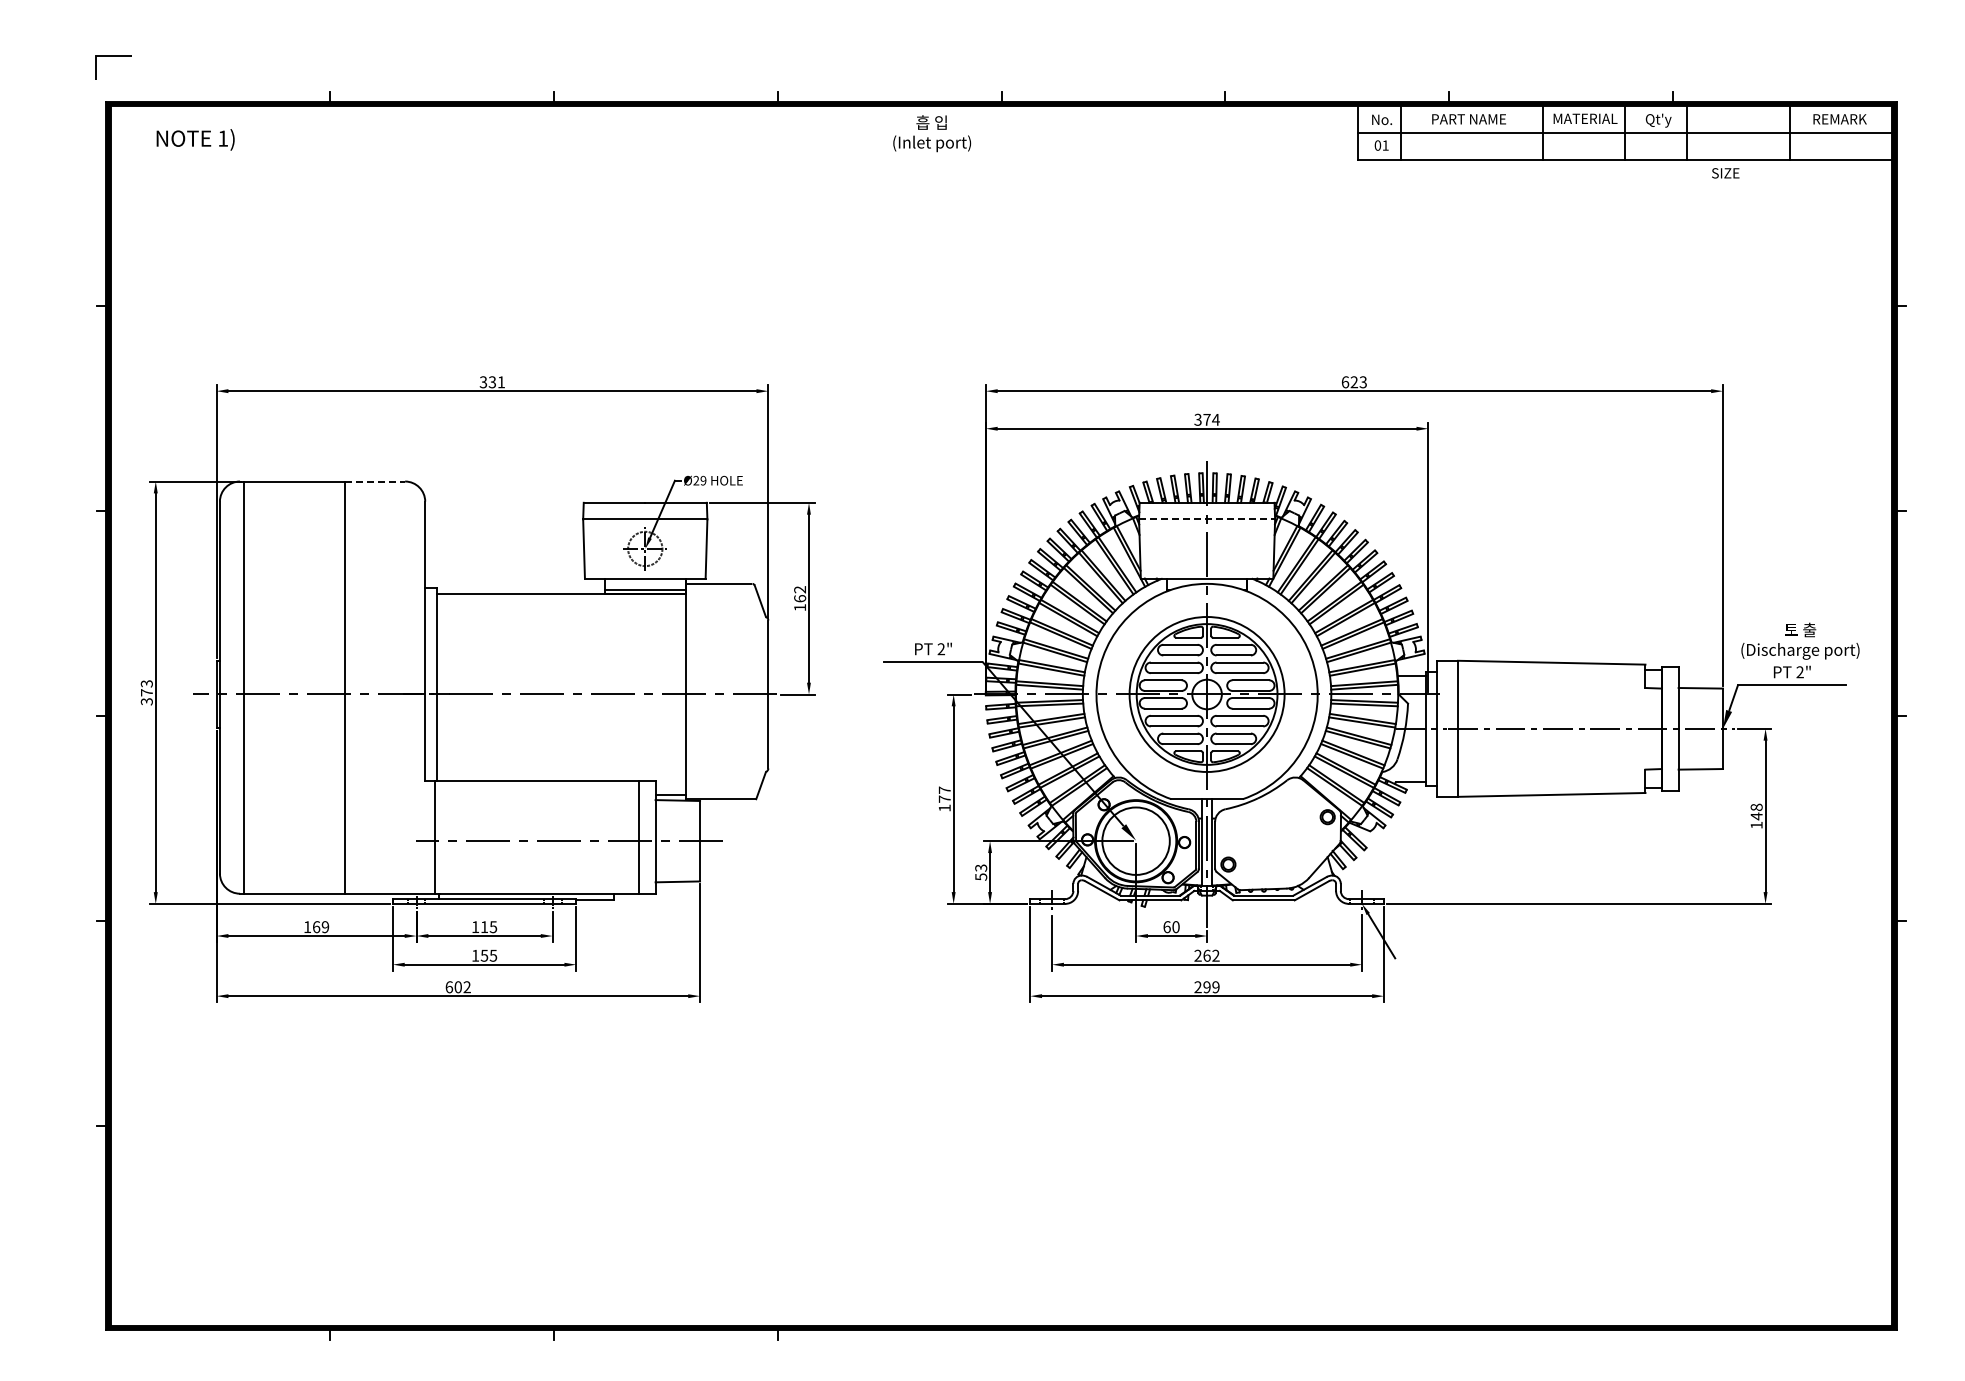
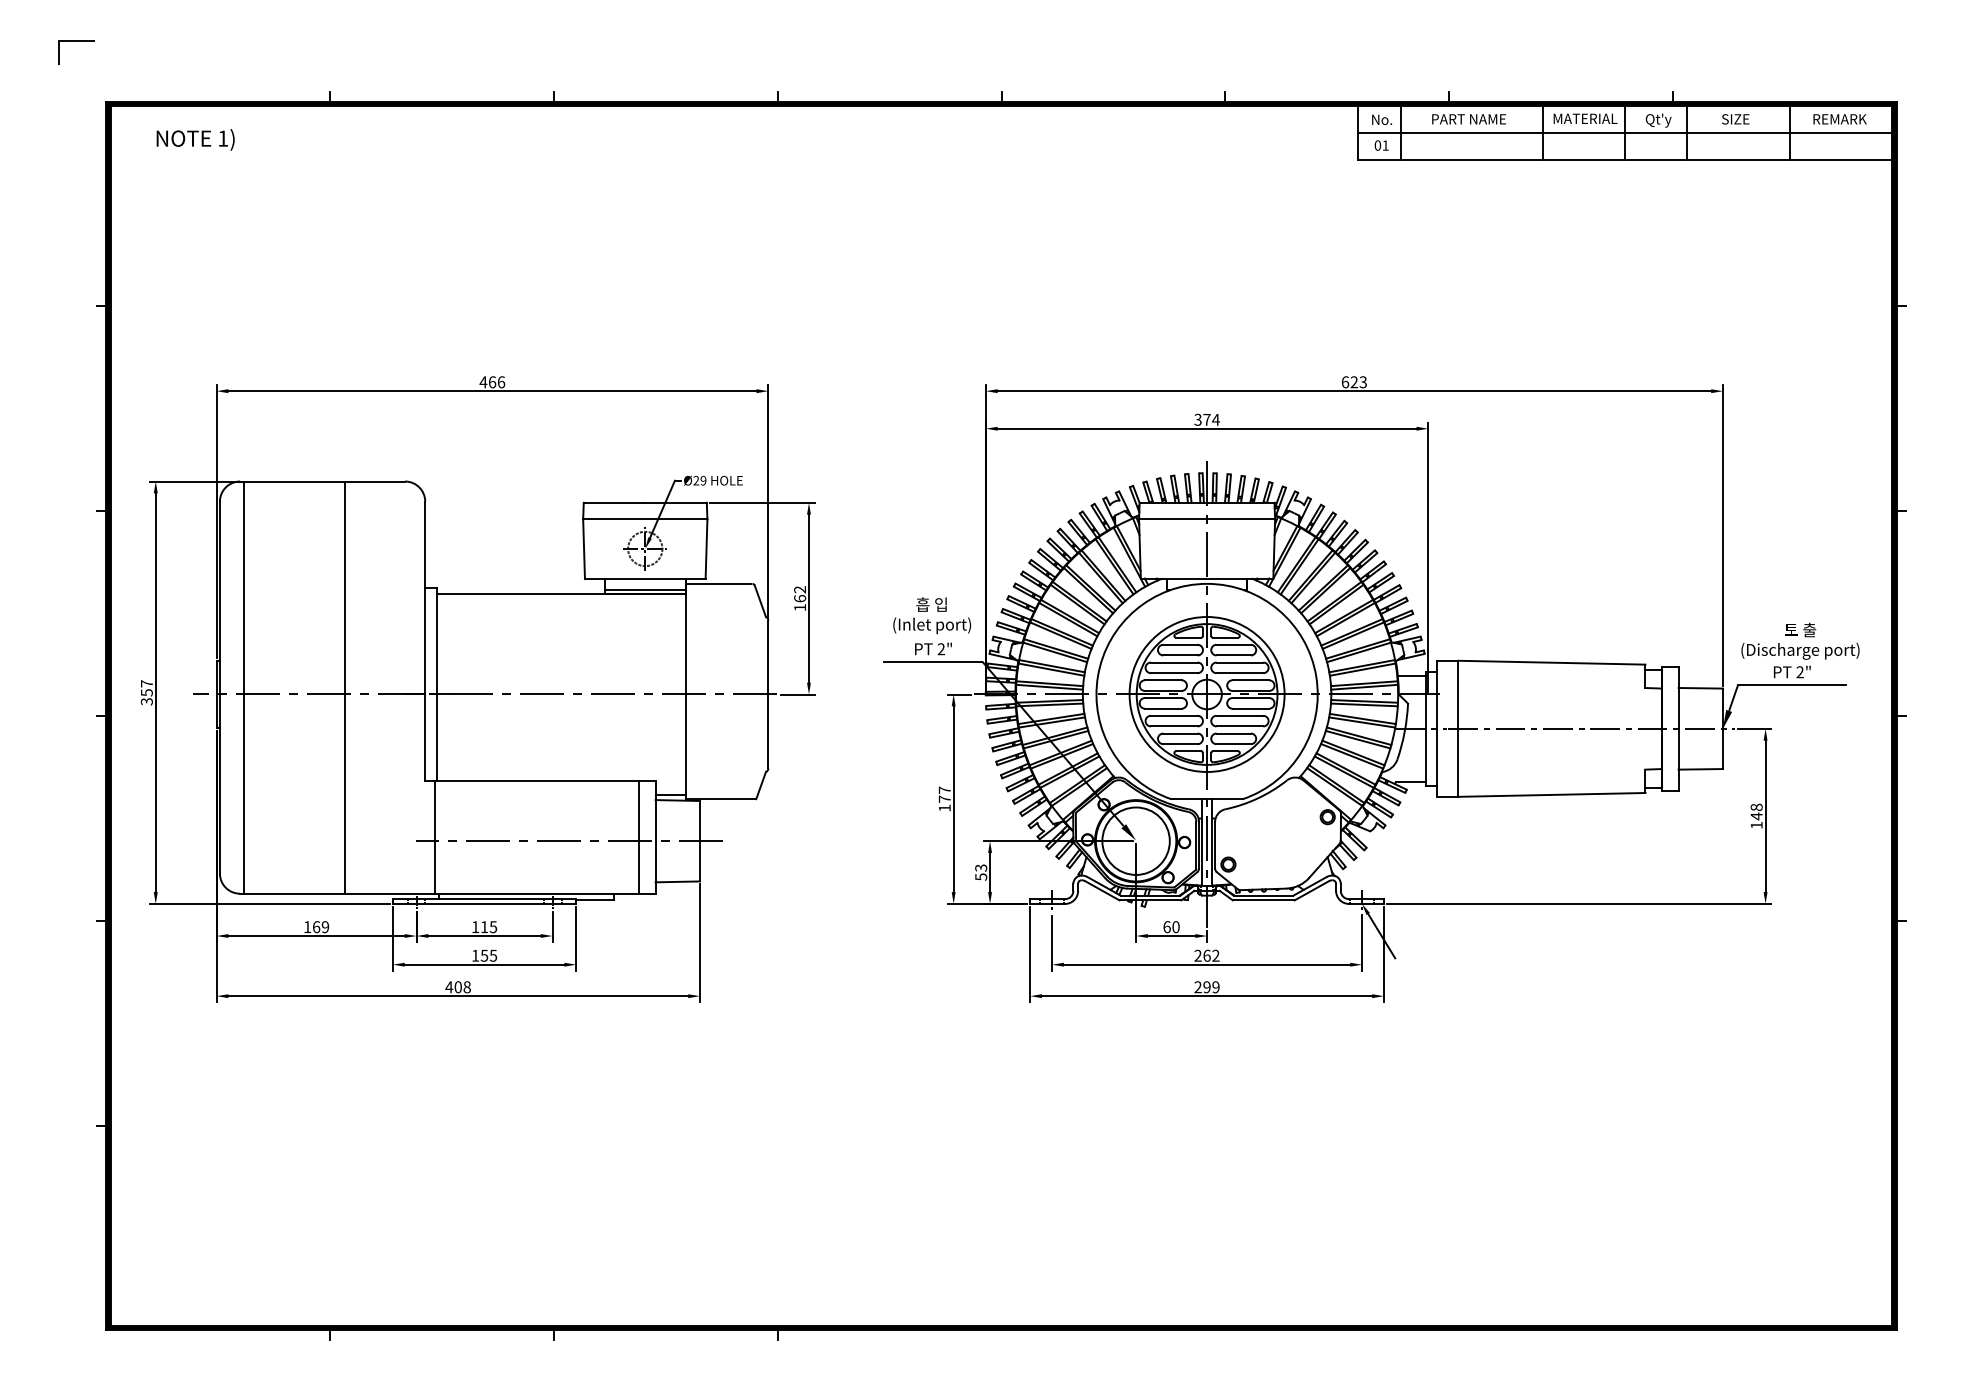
line position: (113, 56) -> (76, 41) (76, 41)
text position: (932, 133) -> (932, 615) (932, 615)
text position: (1725, 173) -> (1735, 119) (1735, 119)
text: 331 -> 466 (492, 382)
line: dashed -> solid (375, 481)
line: dashed -> solid (1207, 519)
text: 373 -> 357 (146, 688)
text: 602 -> 408 (457, 987)
